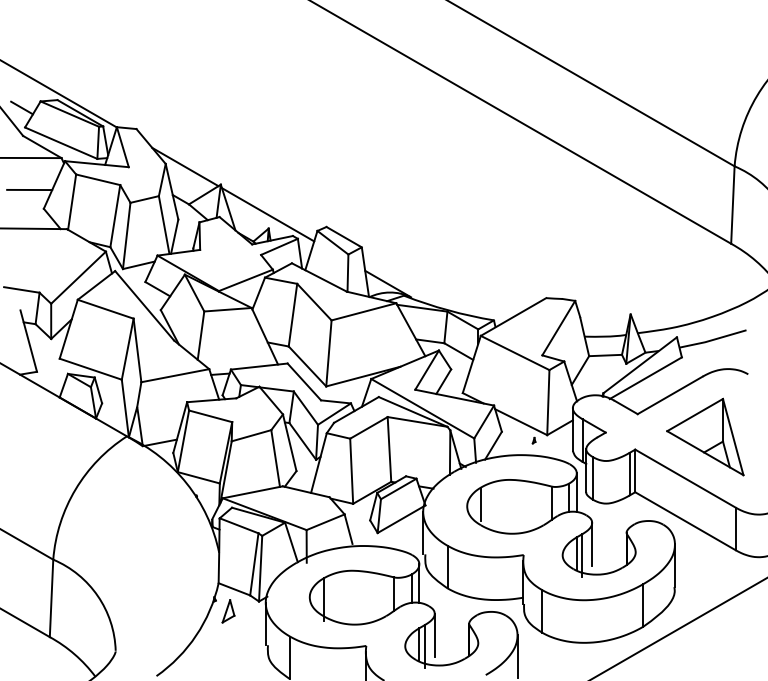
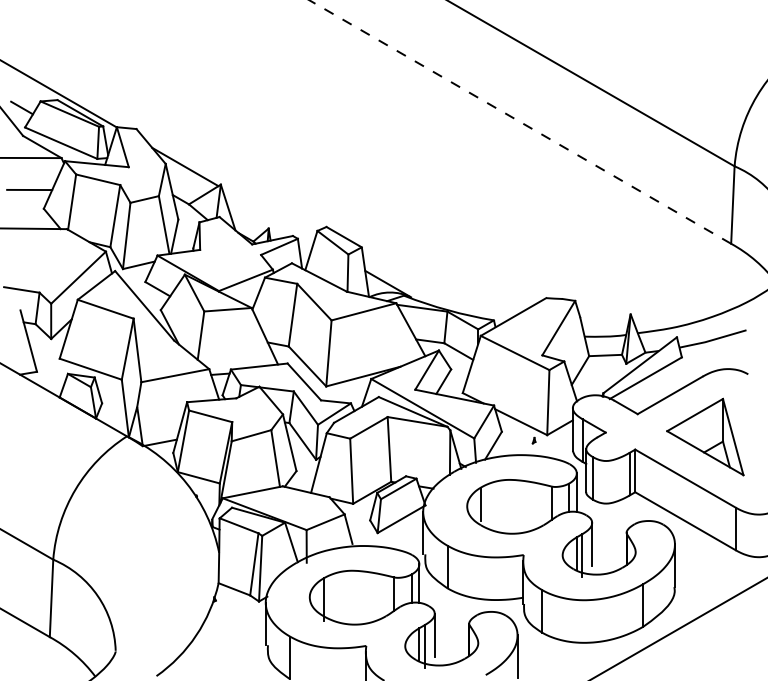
line: solid -> dashed (519, 121)
line: present -> none (267, 214)
part: present -> none (228, 611)
